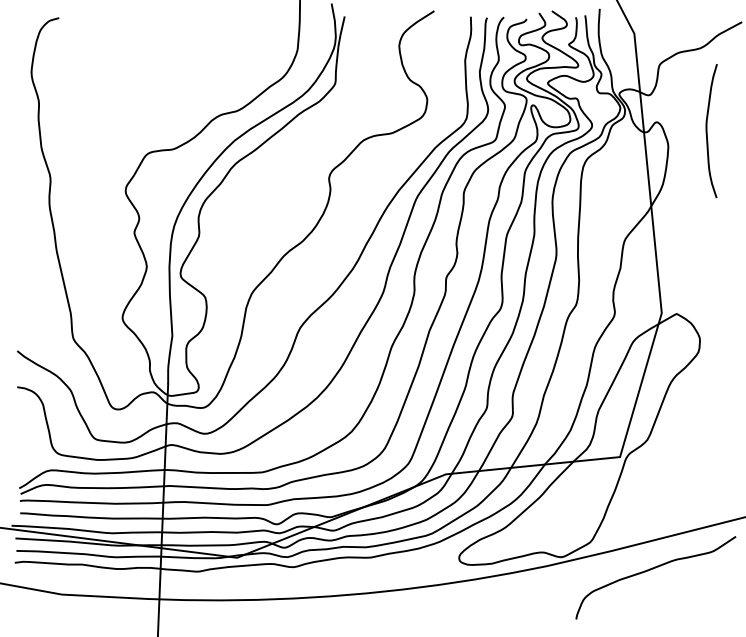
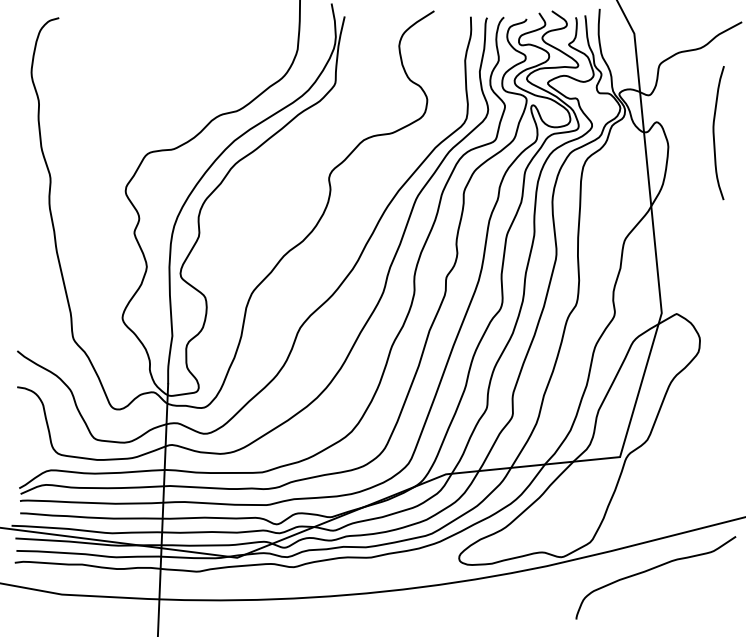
curve position: (707, 131) -> (714, 133) (714, 133)
